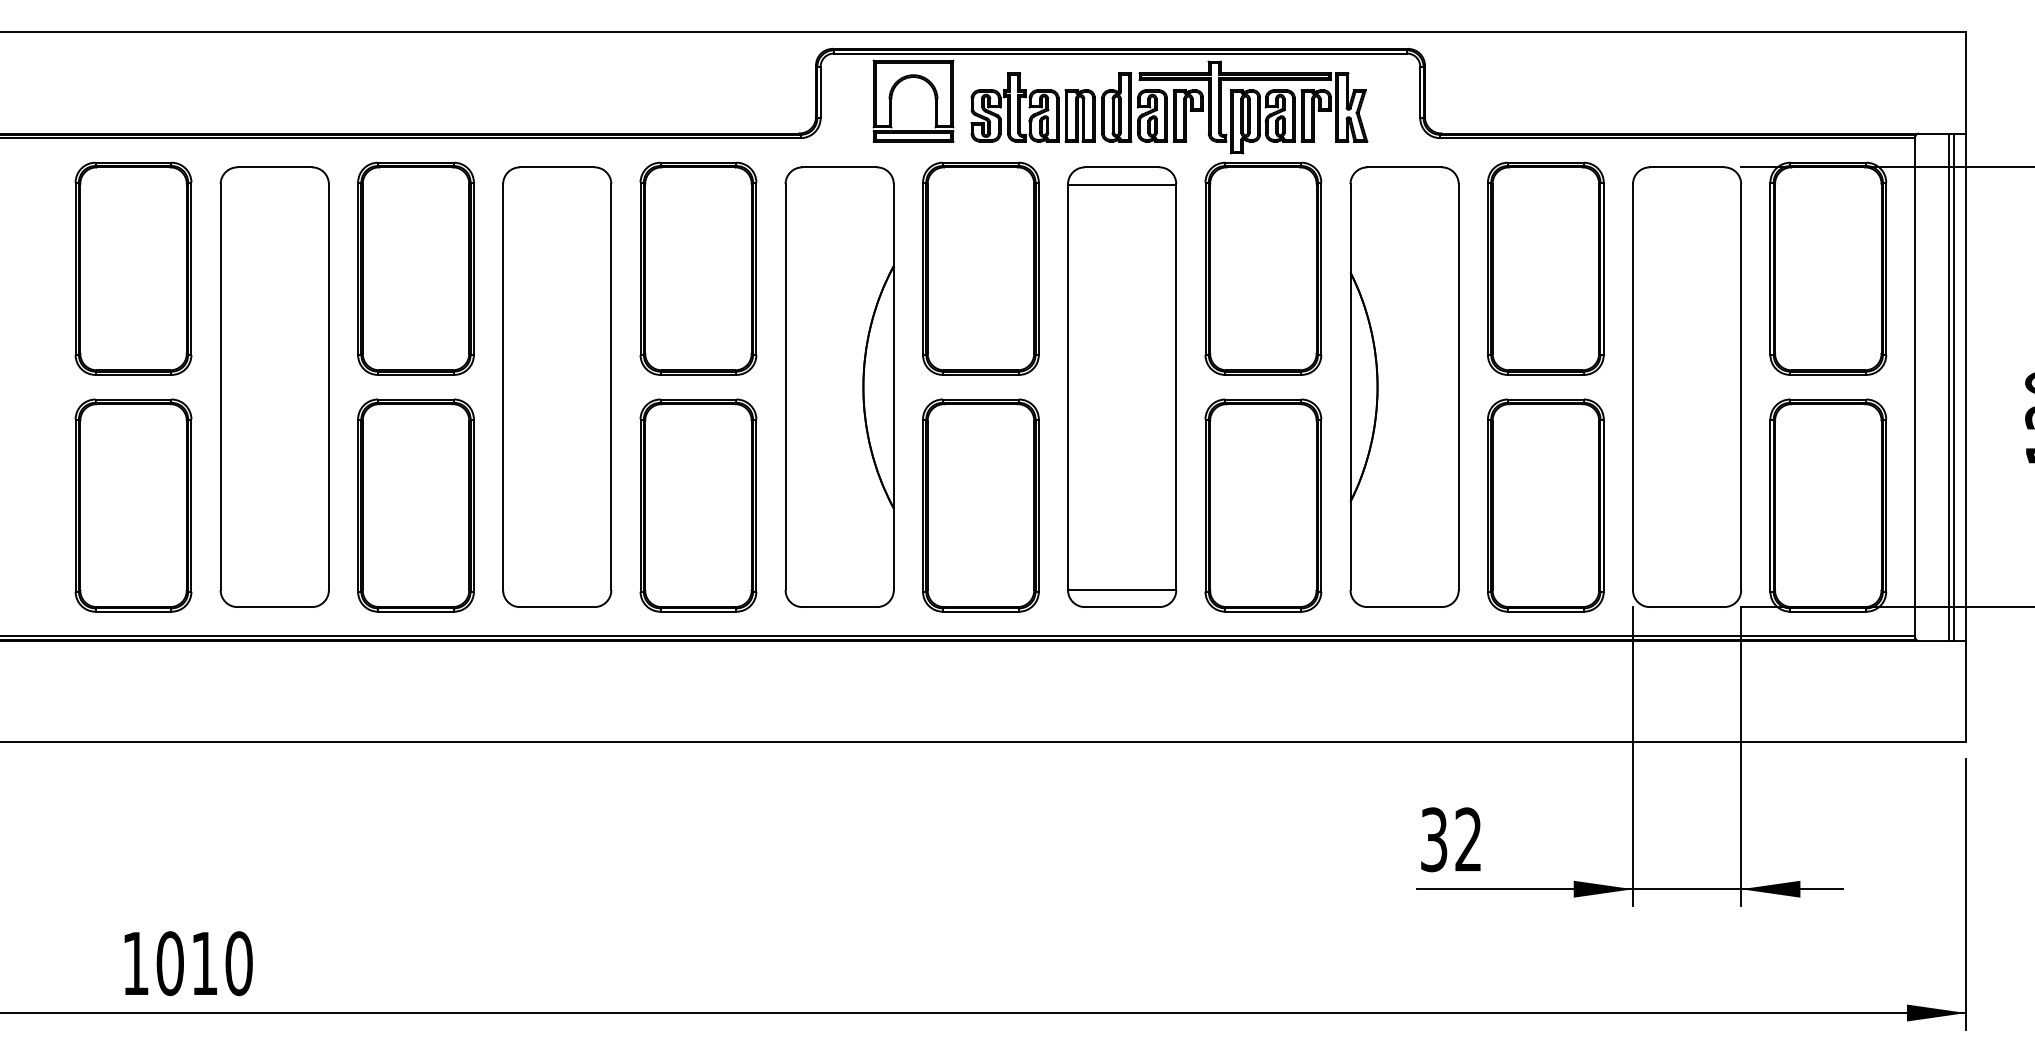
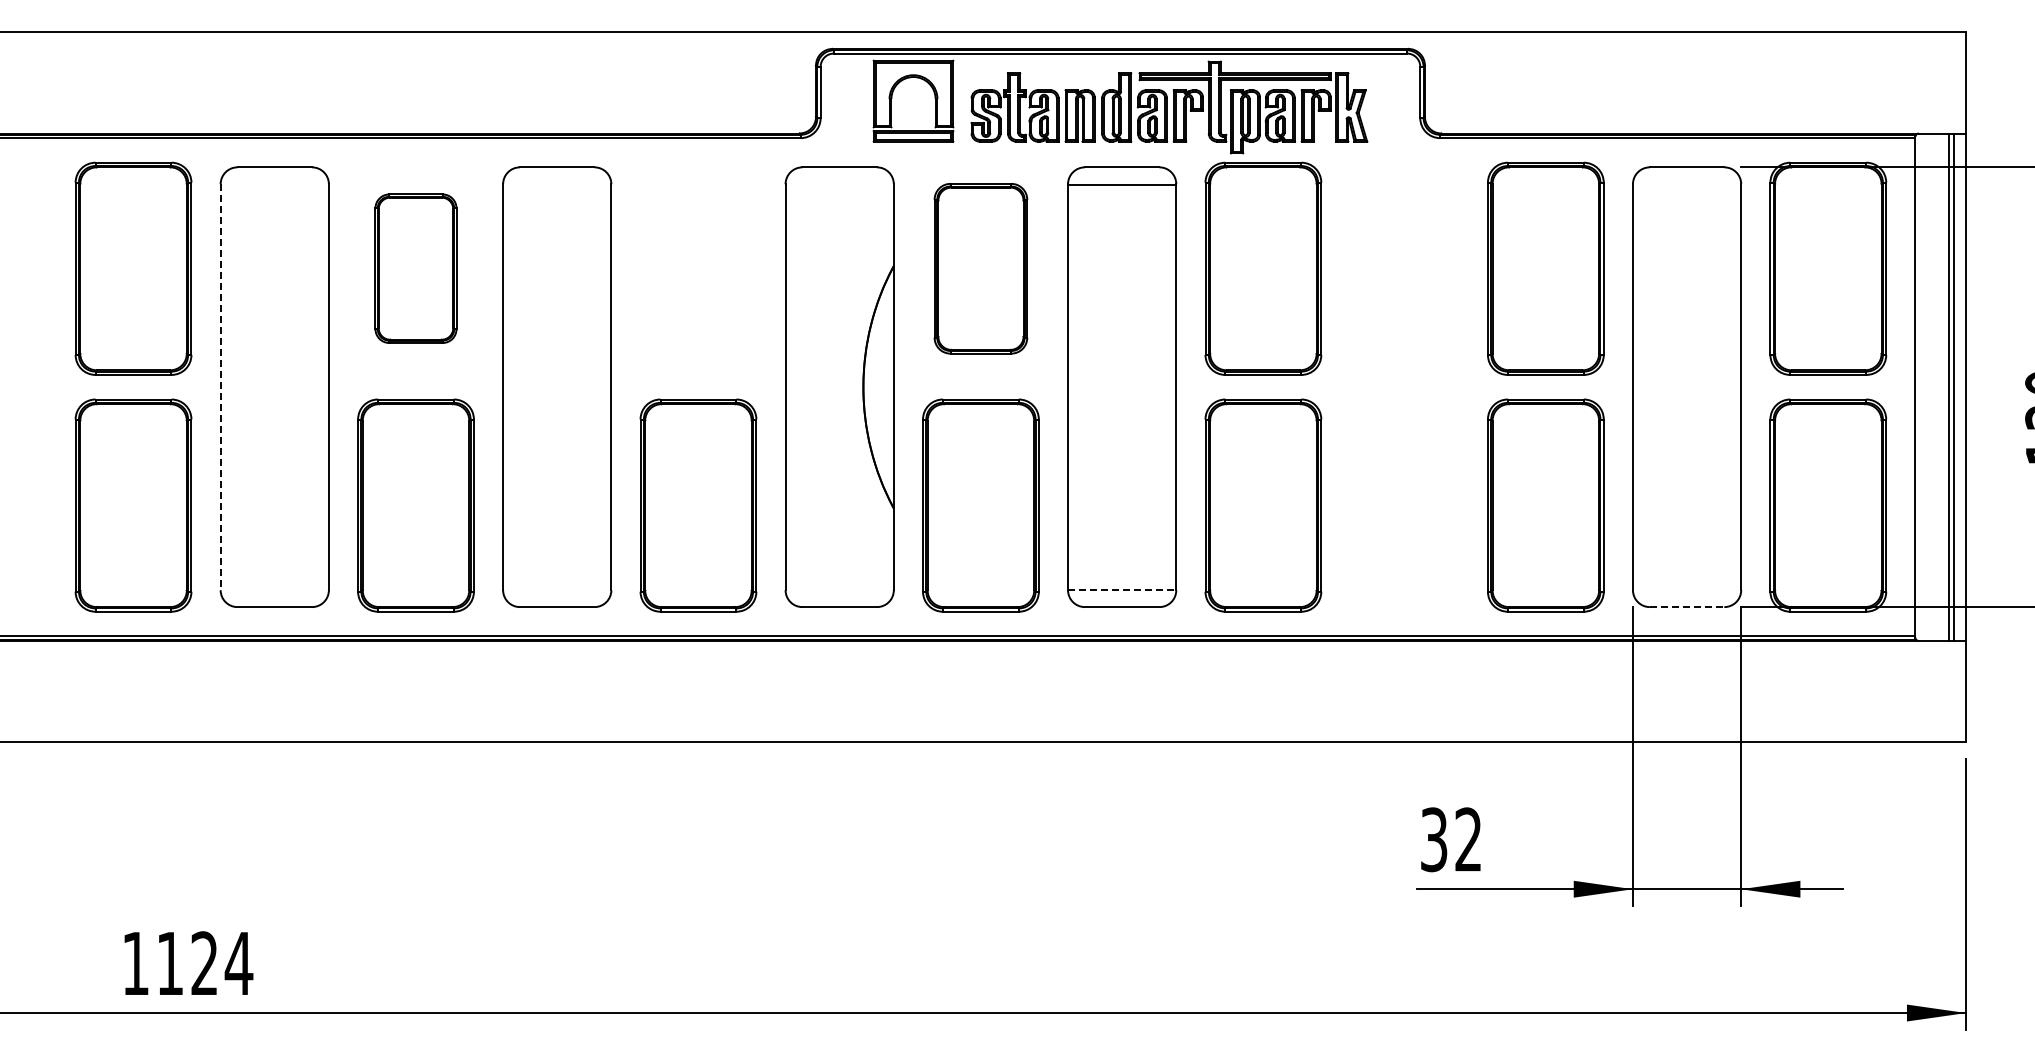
part size: 118x215 px -> 84x151 px (415, 268)
part: present -> none (698, 268)
part size: 118x215 px -> 96x172 px (980, 268)
part: present -> none (1404, 386)
line: solid -> dashed (220, 387)
line: solid -> dashed (1122, 589)
line: solid -> dashed (1687, 607)
text: 1010 -> 1124 (204, 963)
